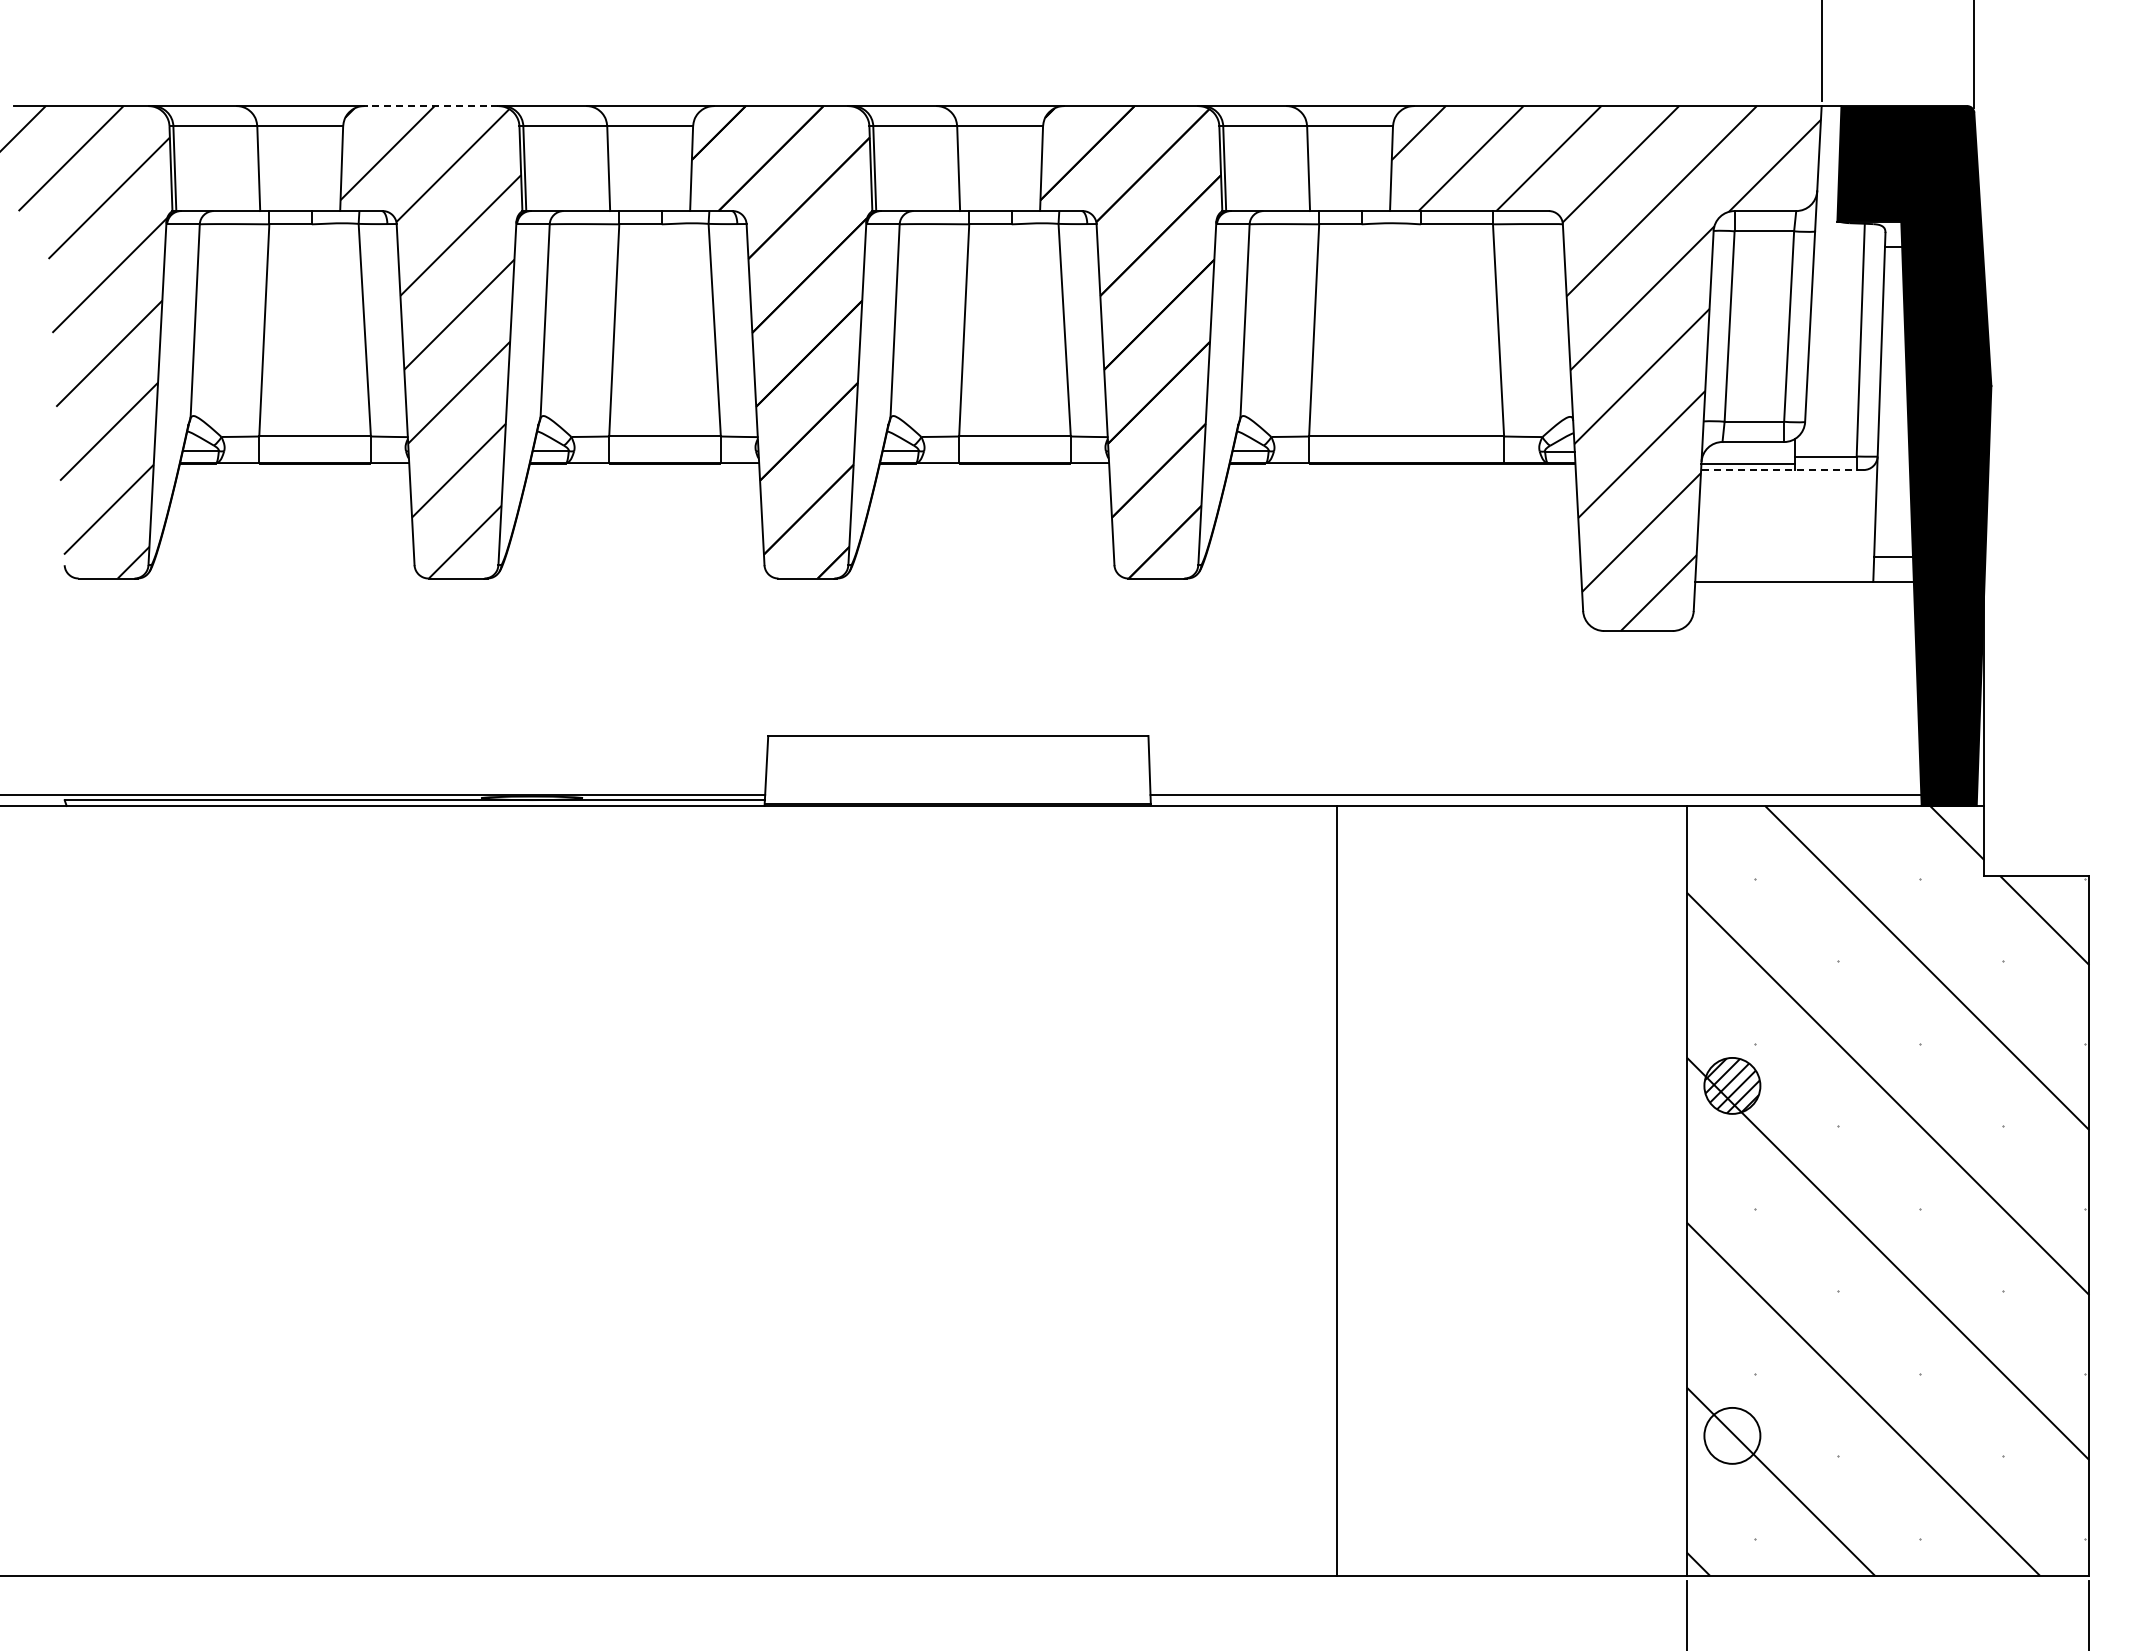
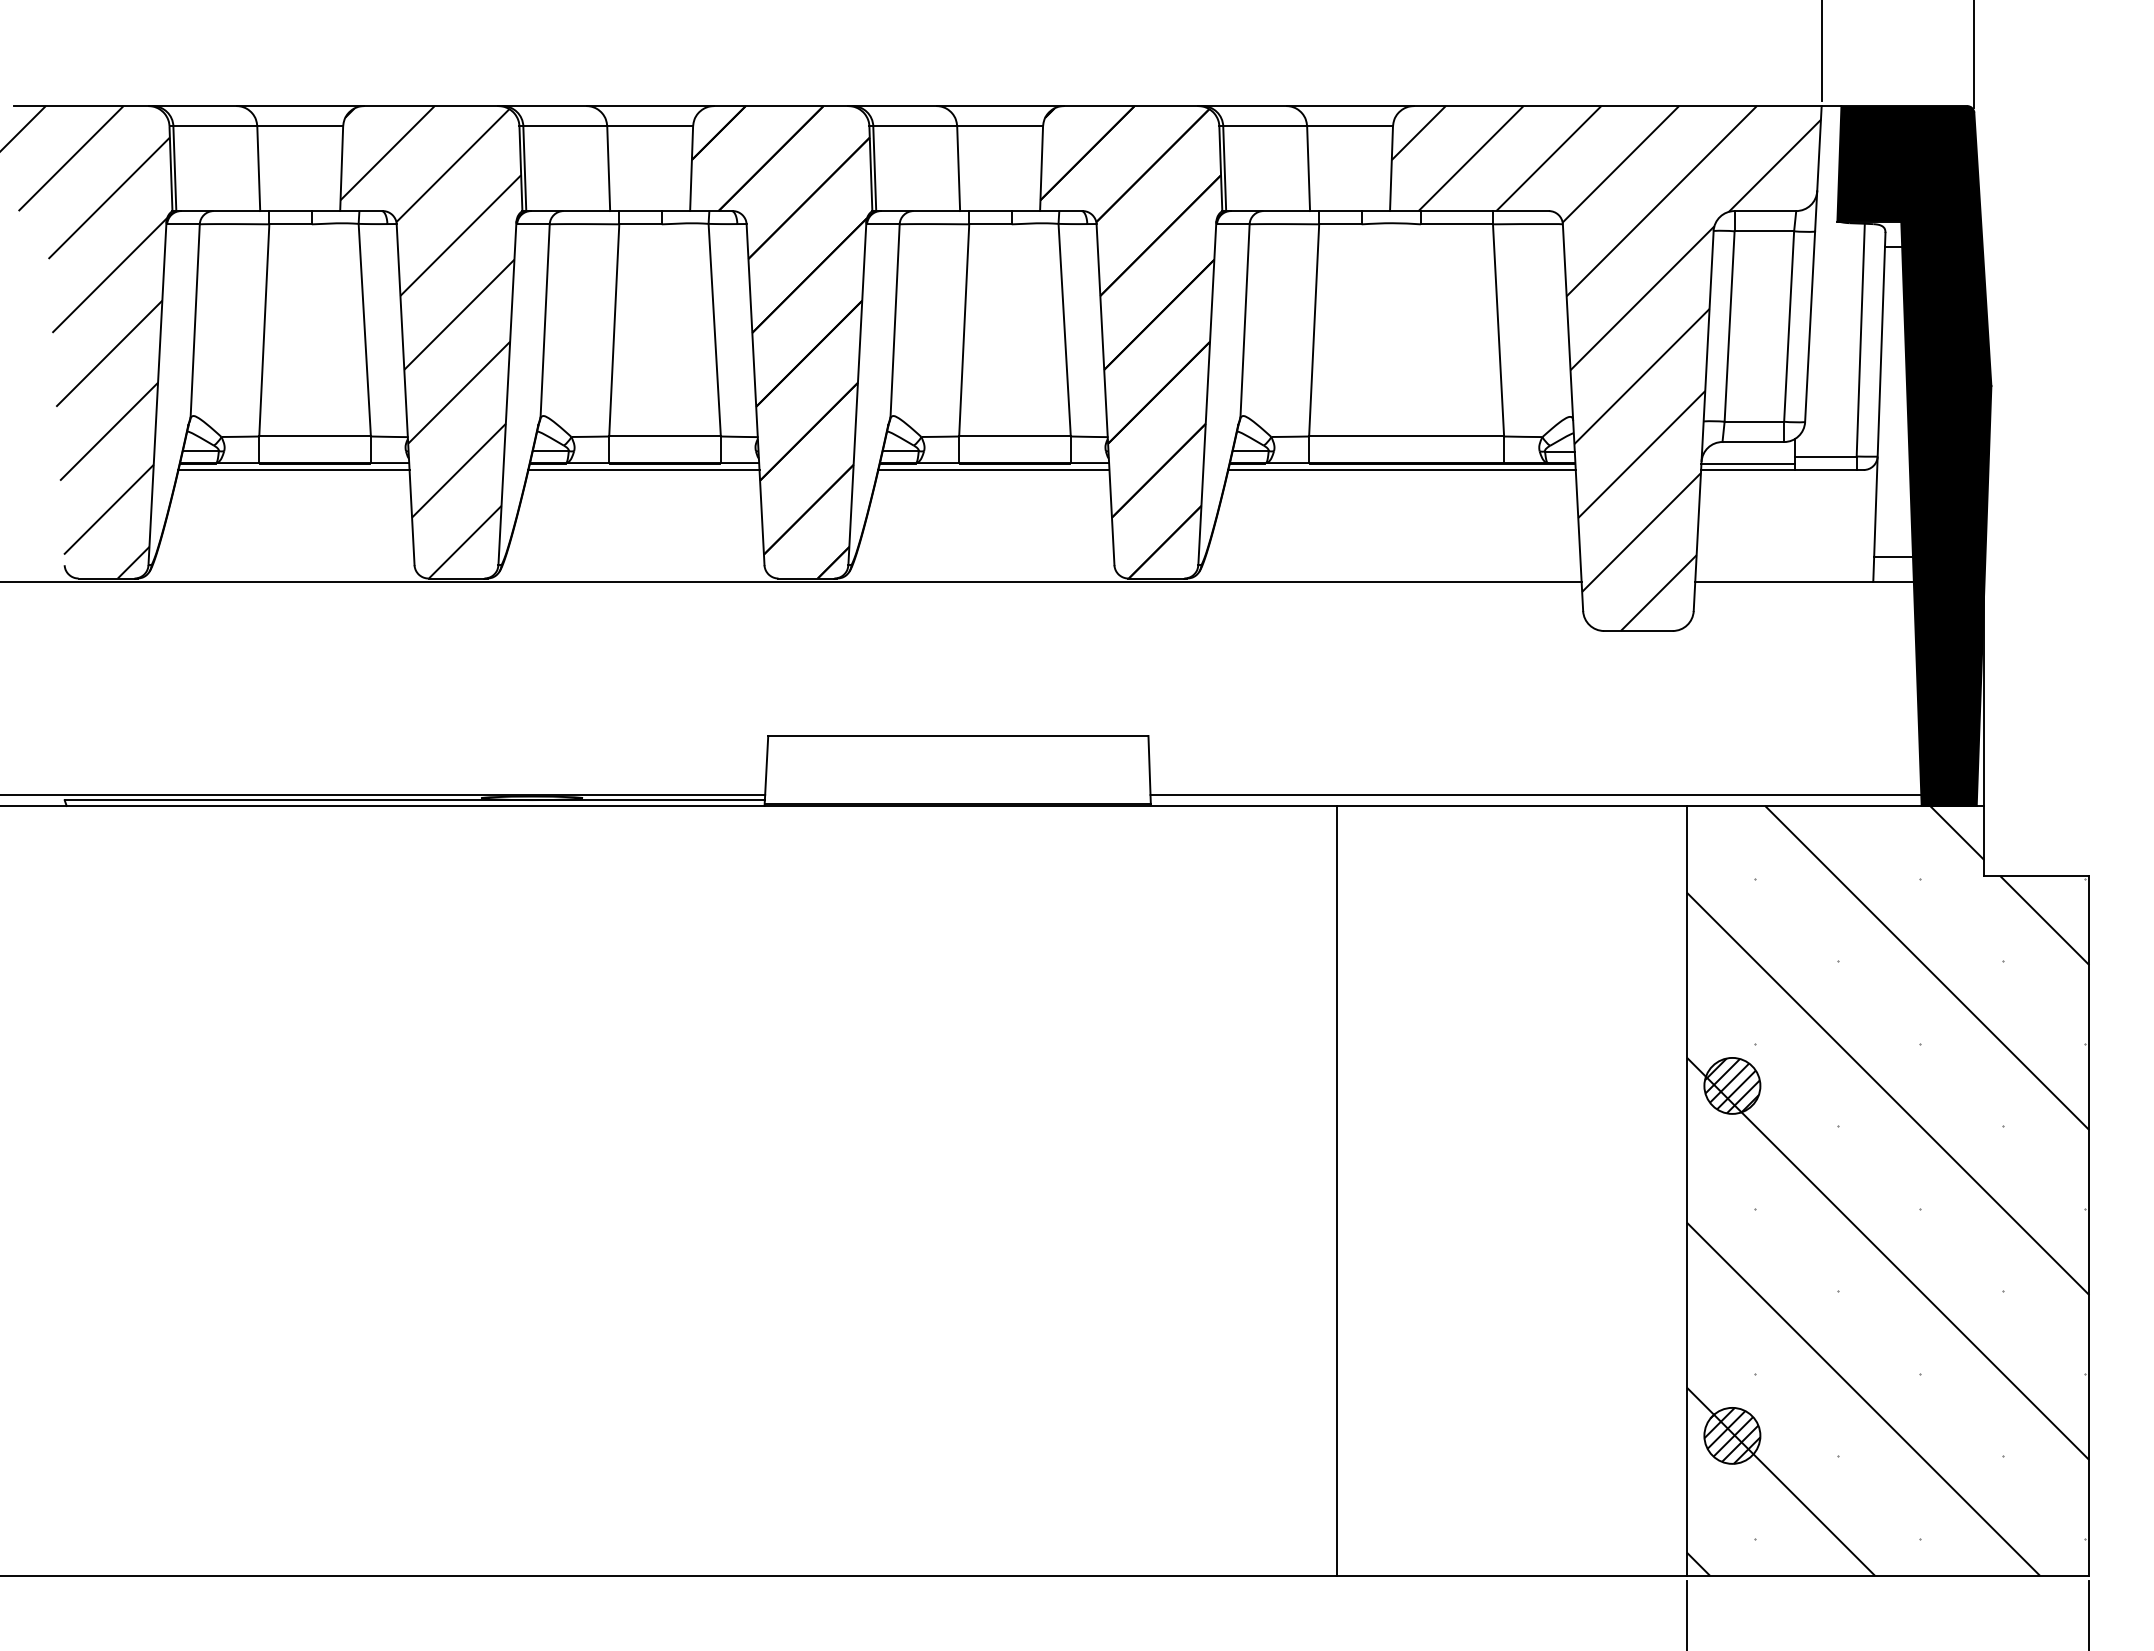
line: dashed -> solid (430, 106)
line: none -> present (293, 470)
line: none -> present (643, 470)
line: none -> present (993, 470)
line: none -> present (1401, 470)
line: dashed -> solid (1781, 470)
line: none -> present (791, 582)
hatch: none -> present (1732, 1435)
